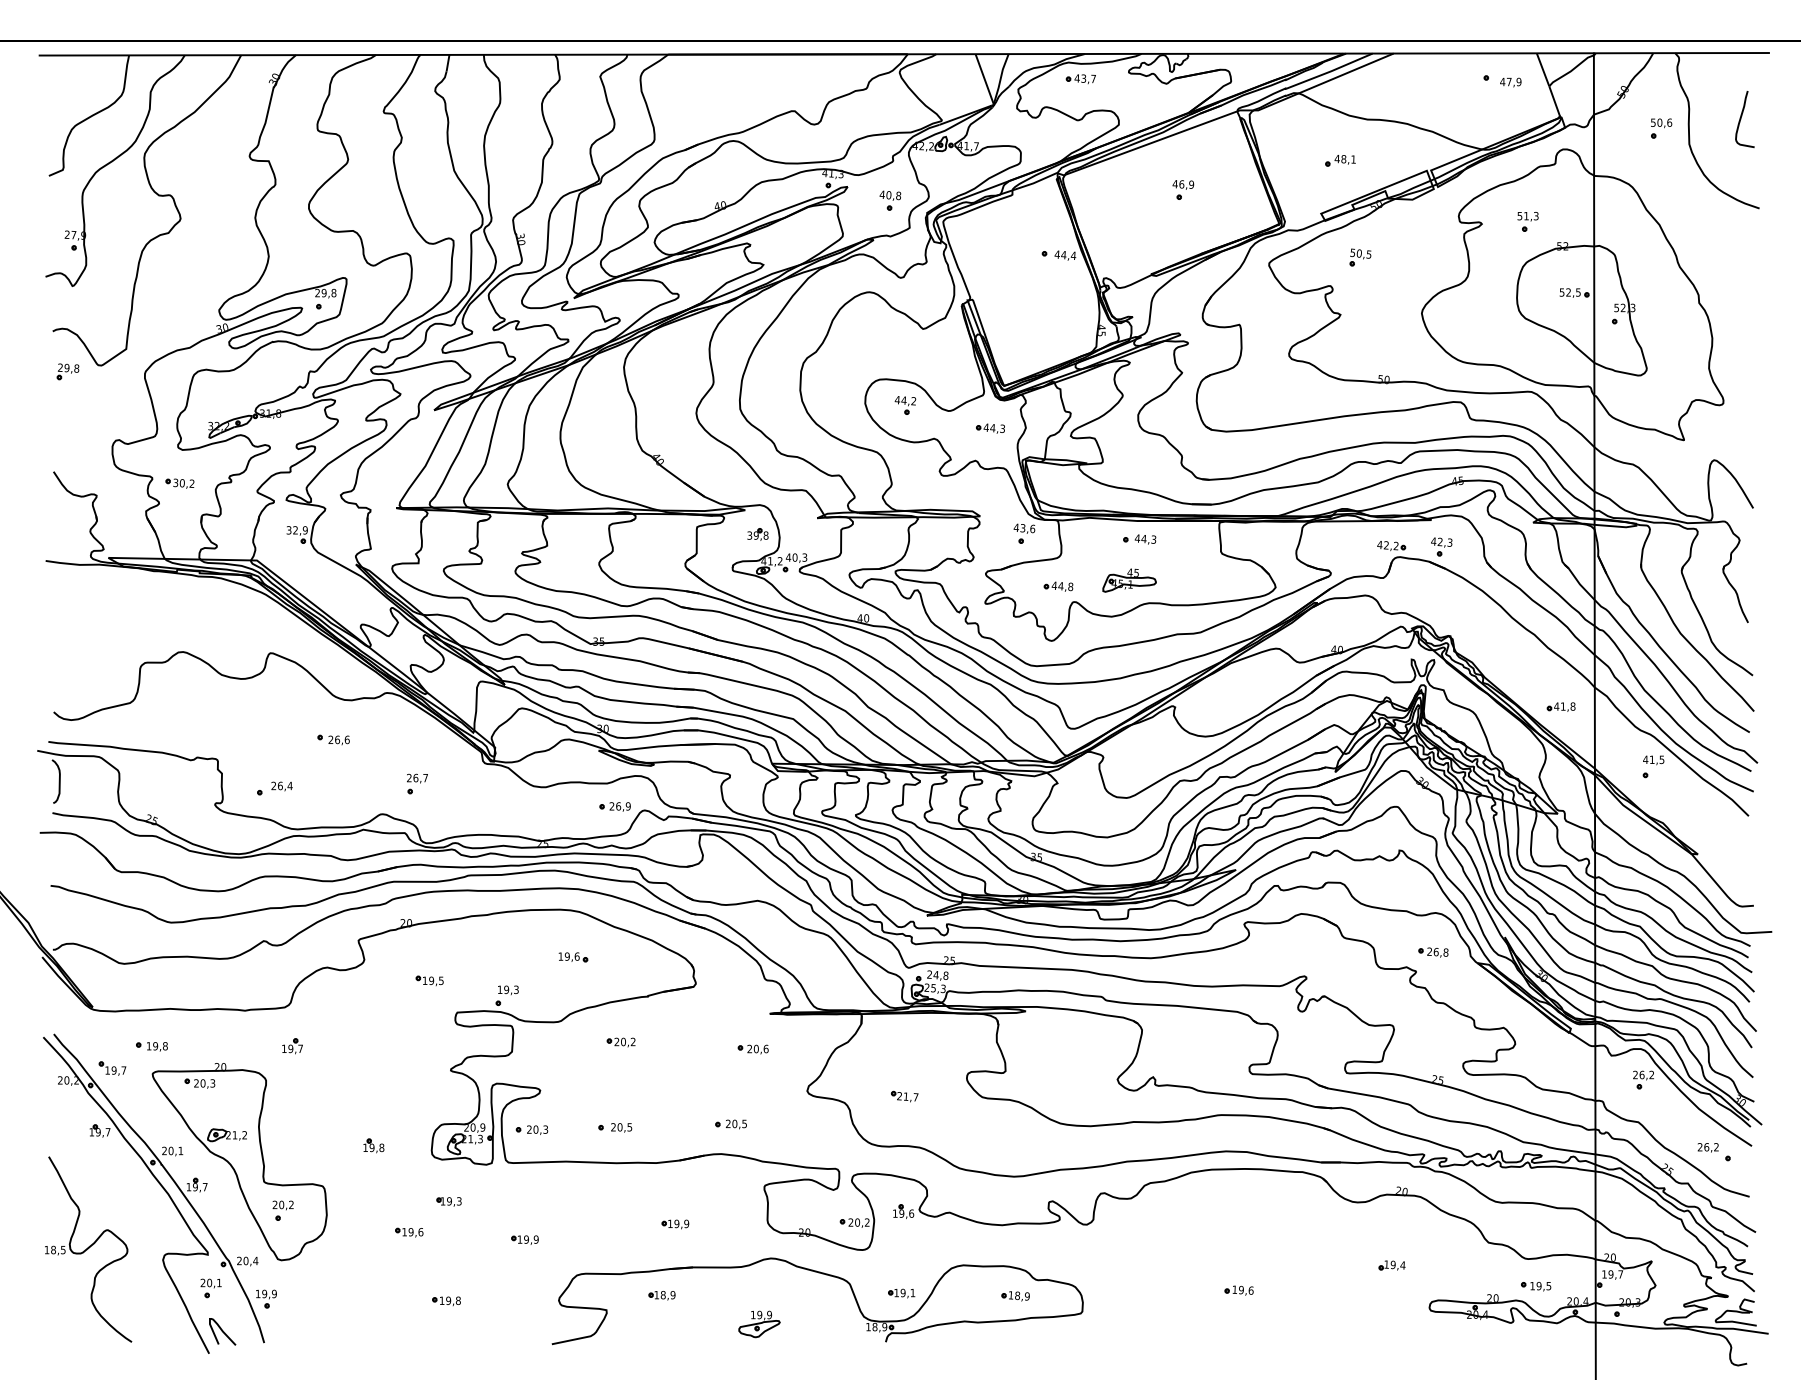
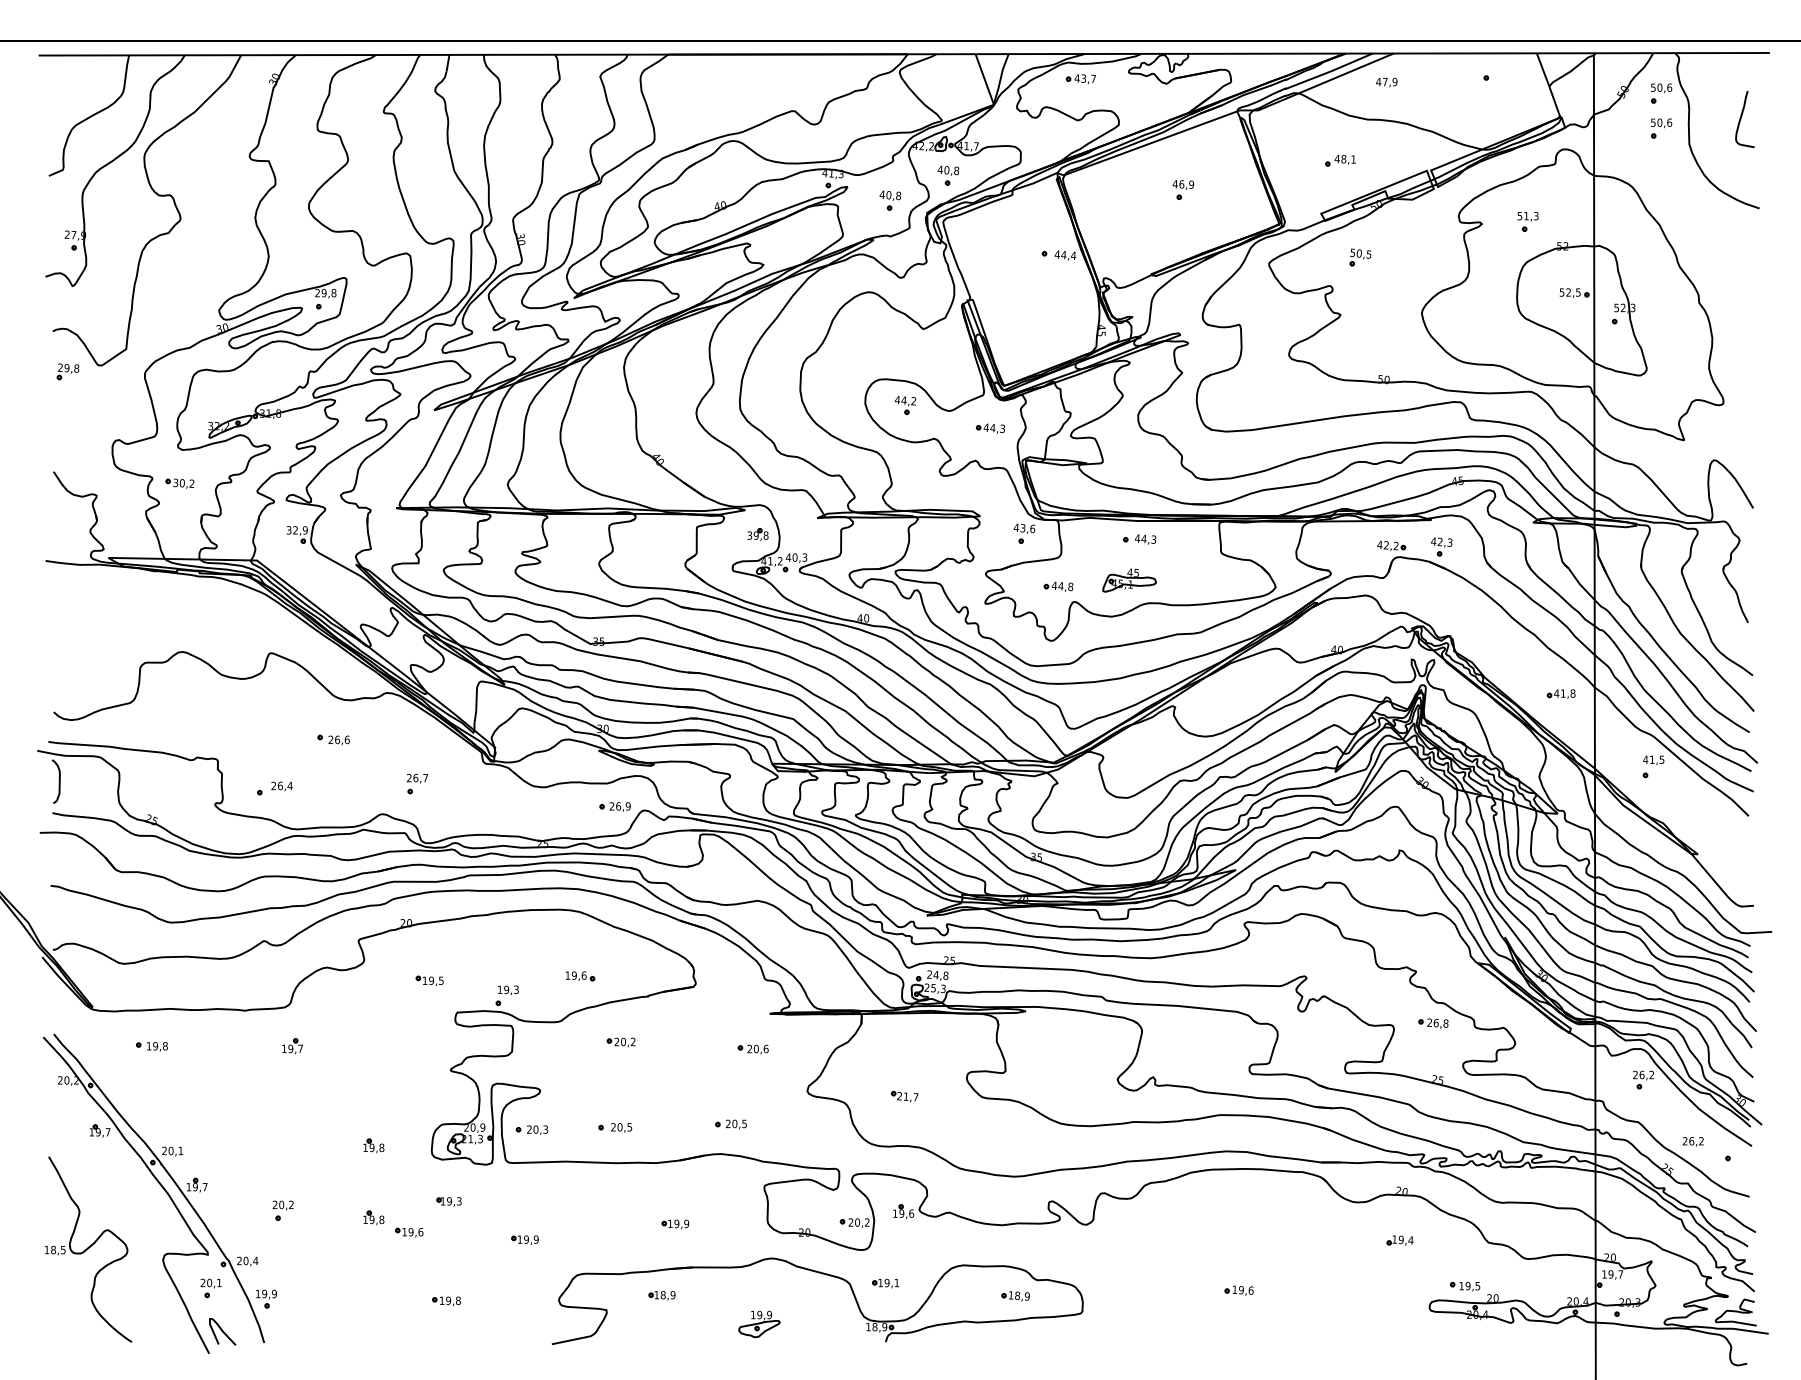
text position: (1510, 82) -> (1386, 82) (1386, 82)
part: none -> present (1661, 93)
part: none -> present (948, 175)
part position: (1560, 706) -> (1560, 693) (1560, 693)
part position: (1433, 952) -> (1433, 1023) (1433, 1023)
part position: (573, 957) -> (580, 976) (580, 976)
part: present -> none (112, 1068)
text position: (1707, 1147) -> (1692, 1141) (1692, 1141)
part: present -> none (239, 1162)
part: none -> present (373, 1217)
part position: (1391, 1265) -> (1399, 1240) (1399, 1240)
part position: (1536, 1286) -> (1465, 1286) (1465, 1286)
part position: (901, 1293) -> (885, 1283) (885, 1283)
